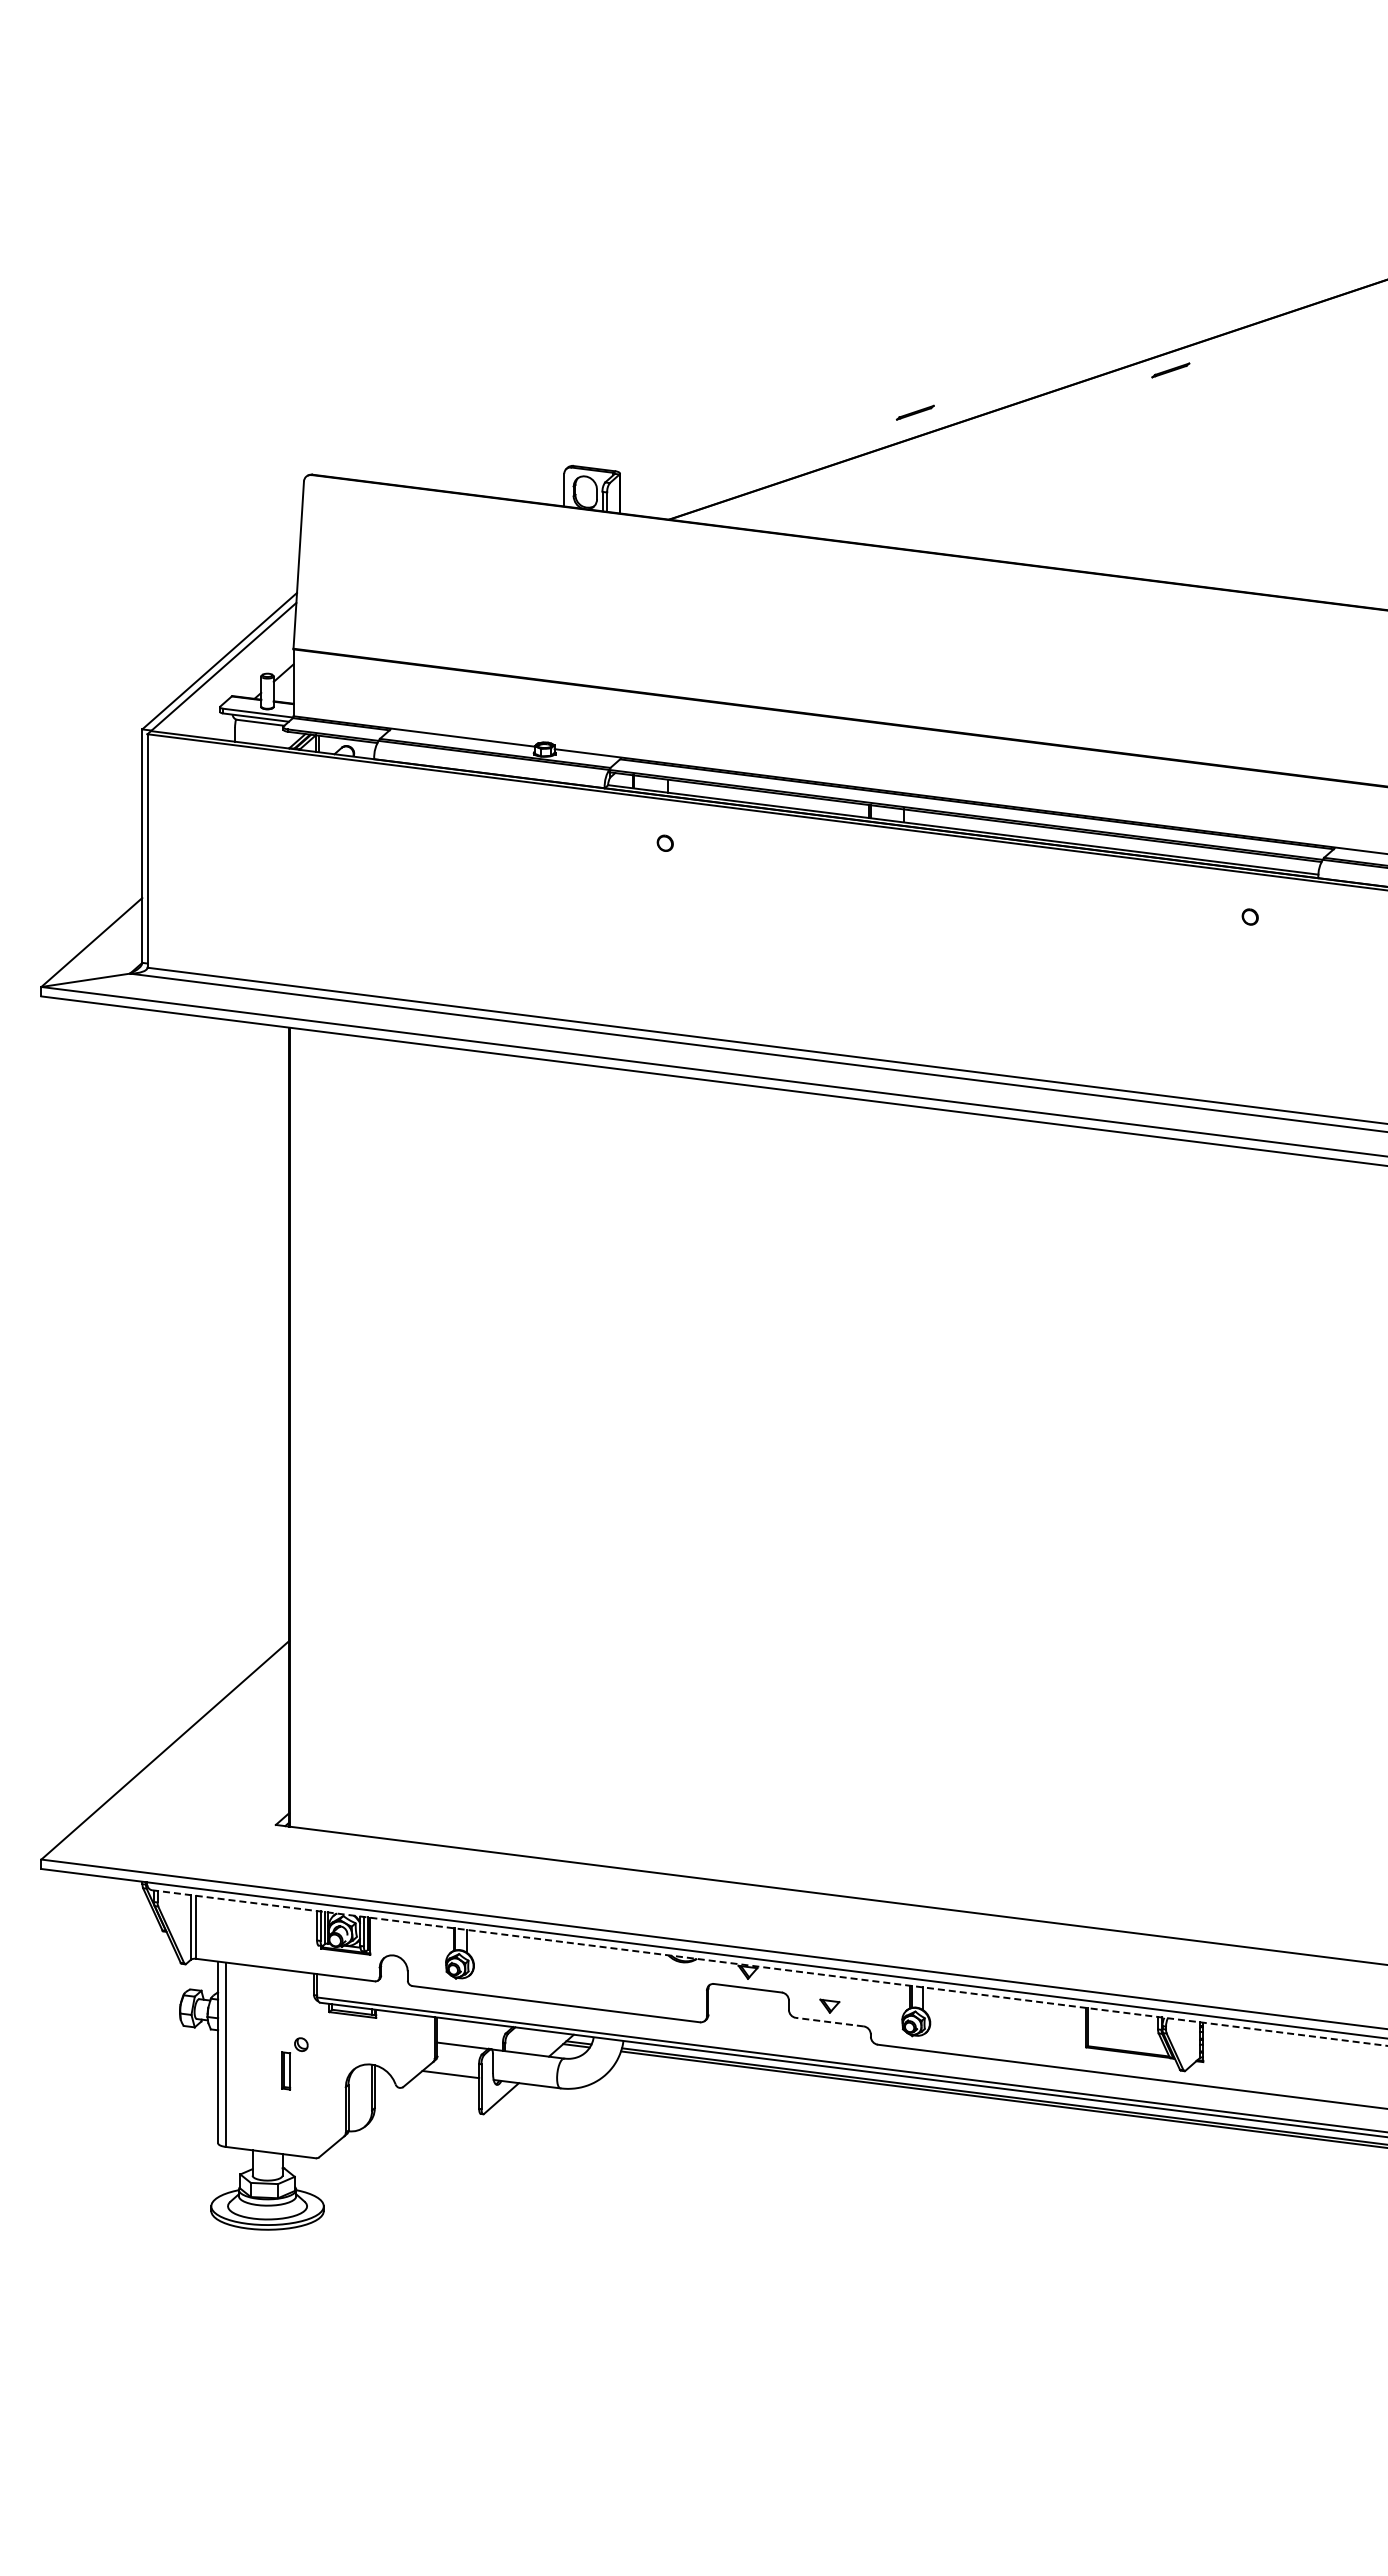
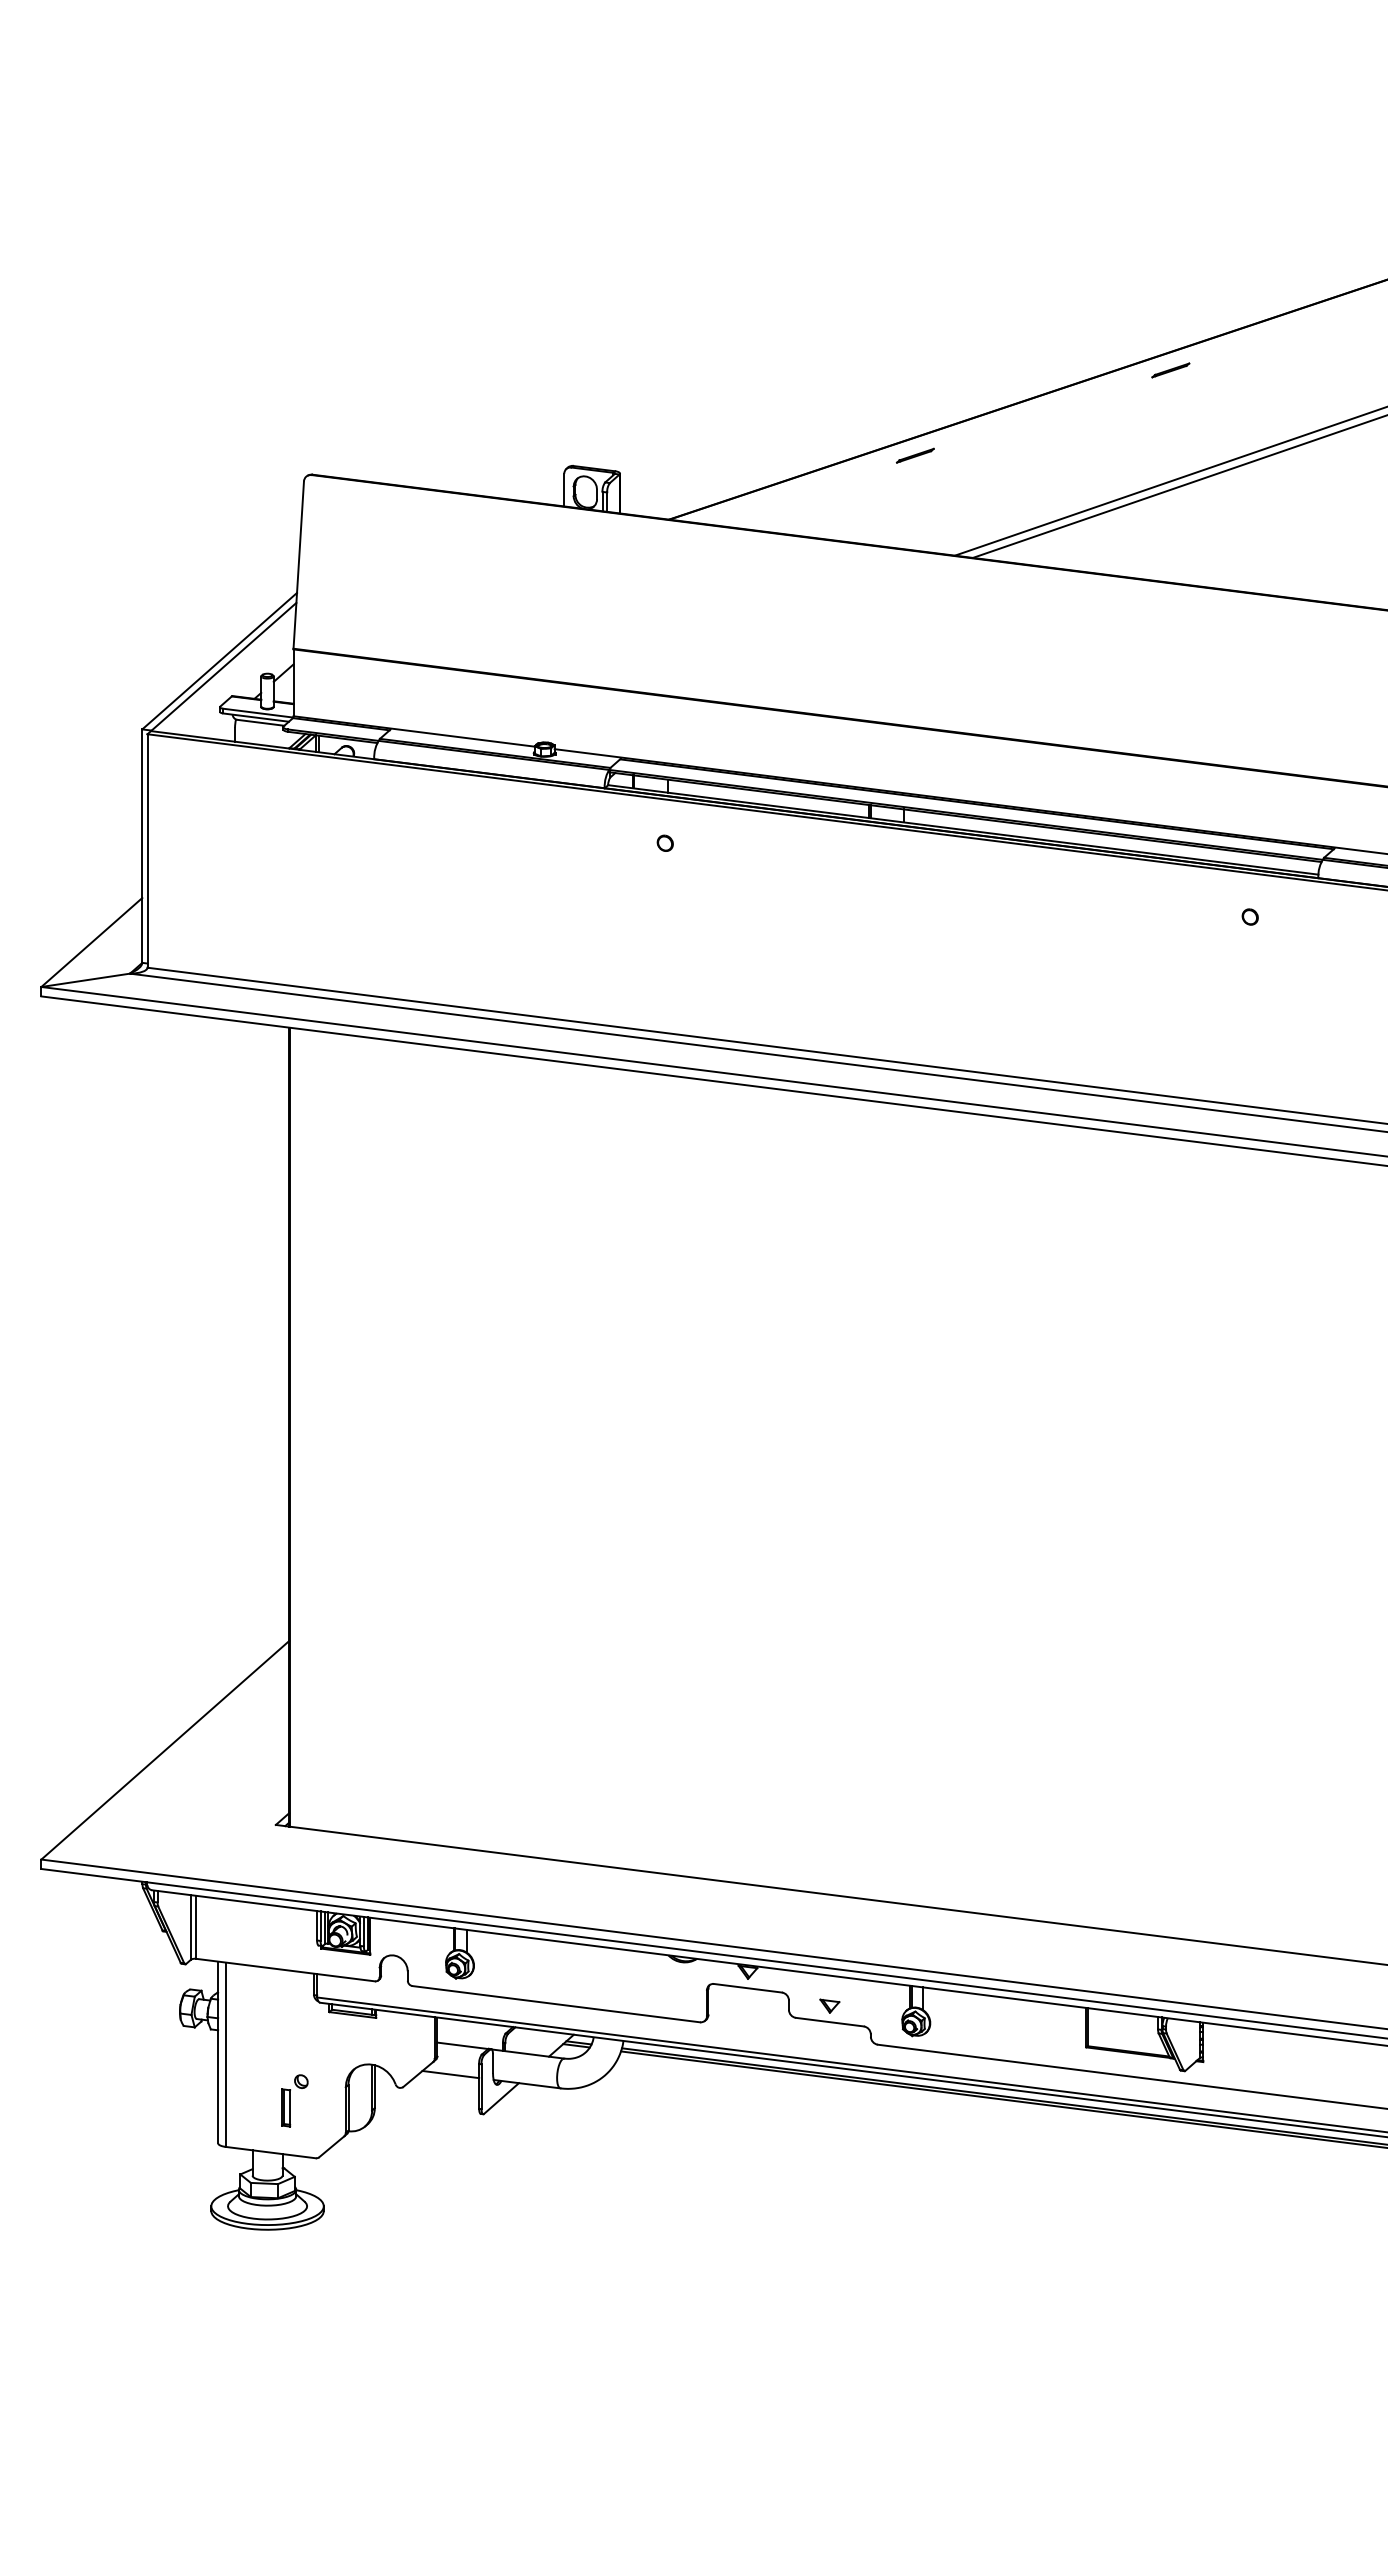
line position: (914, 412) -> (914, 455) (914, 455)
line: none -> present (1169, 481)
line: none -> present (1178, 486)
line: dashed -> solid (770, 1968)
line: dashed -> solid (829, 2022)
part position: (294, 2063) -> (294, 2100) (294, 2100)
